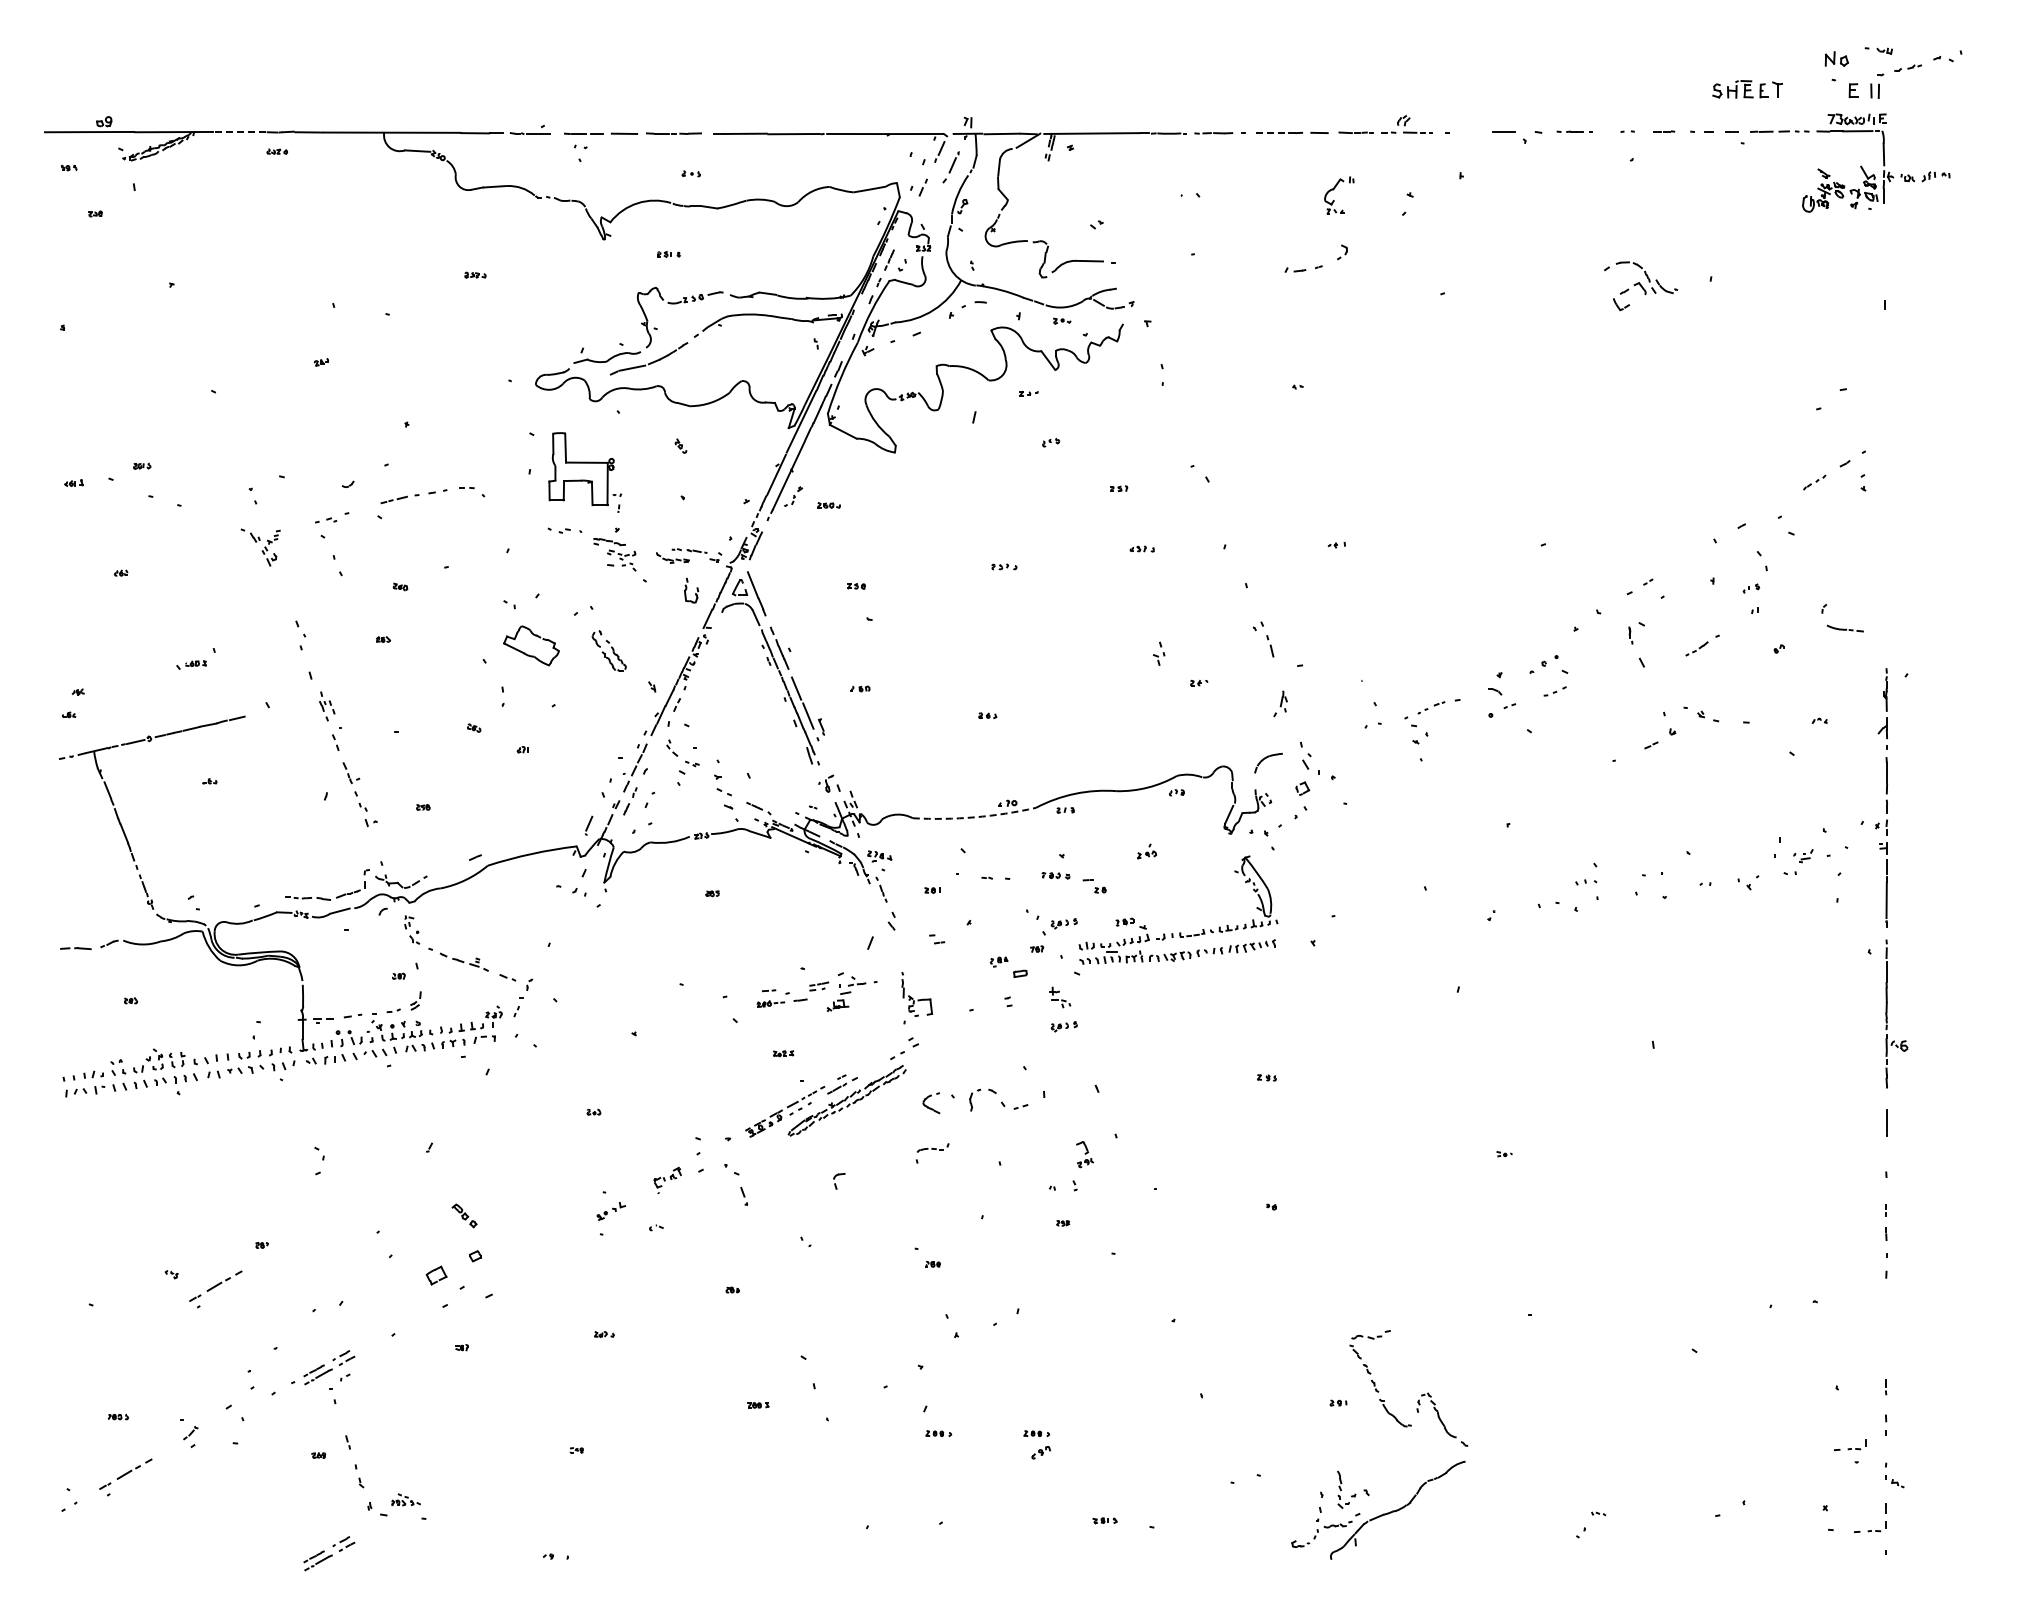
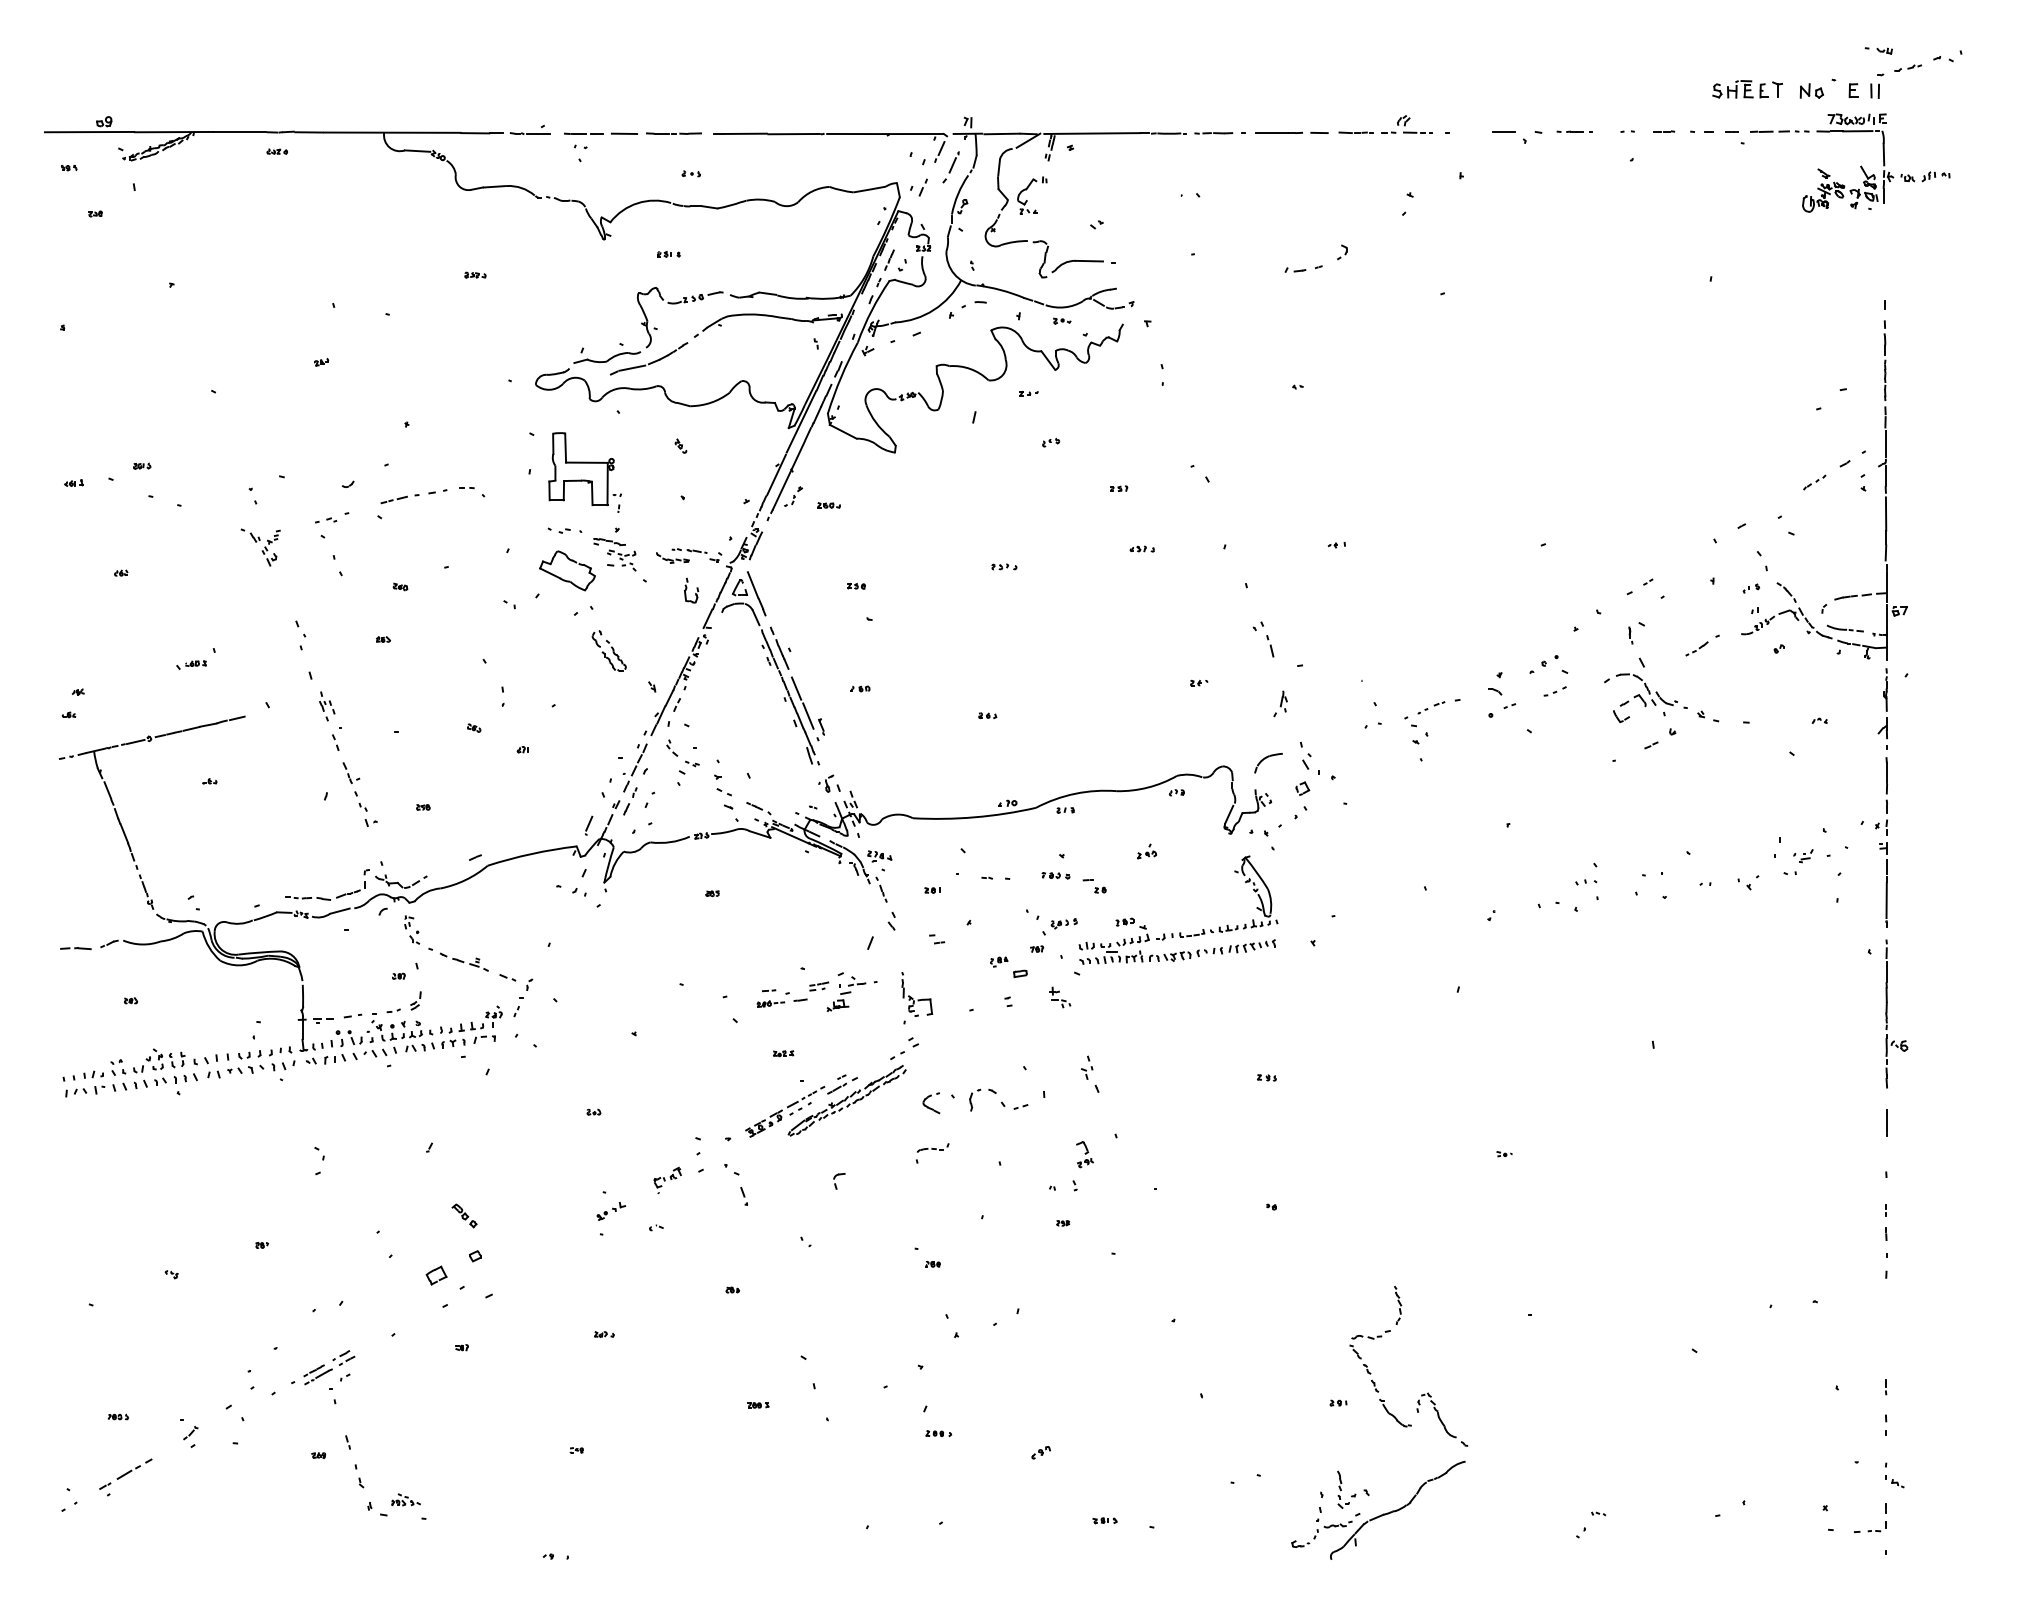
part position: (1836, 58) -> (1811, 90) (1811, 90)
line: dashed -> solid (239, 131)
line: dashed -> solid (1272, 133)
part position: (1334, 200) -> (1027, 200) (1027, 200)
part position: (1640, 285) -> (1640, 697) (1640, 697)
part: none -> present (1878, 467)
part position: (531, 645) -> (567, 570) (567, 570)
part position: (1159, 653) -> (1087, 1067) (1087, 1067)
arc: dashed -> solid (974, 817)
part: present -> none (1063, 1026)
part: present -> none (215, 1289)
part: none -> present (1398, 1304)
part: present -> none (1036, 1433)
part: present -> none (1850, 1444)
part: present -> none (329, 1553)
